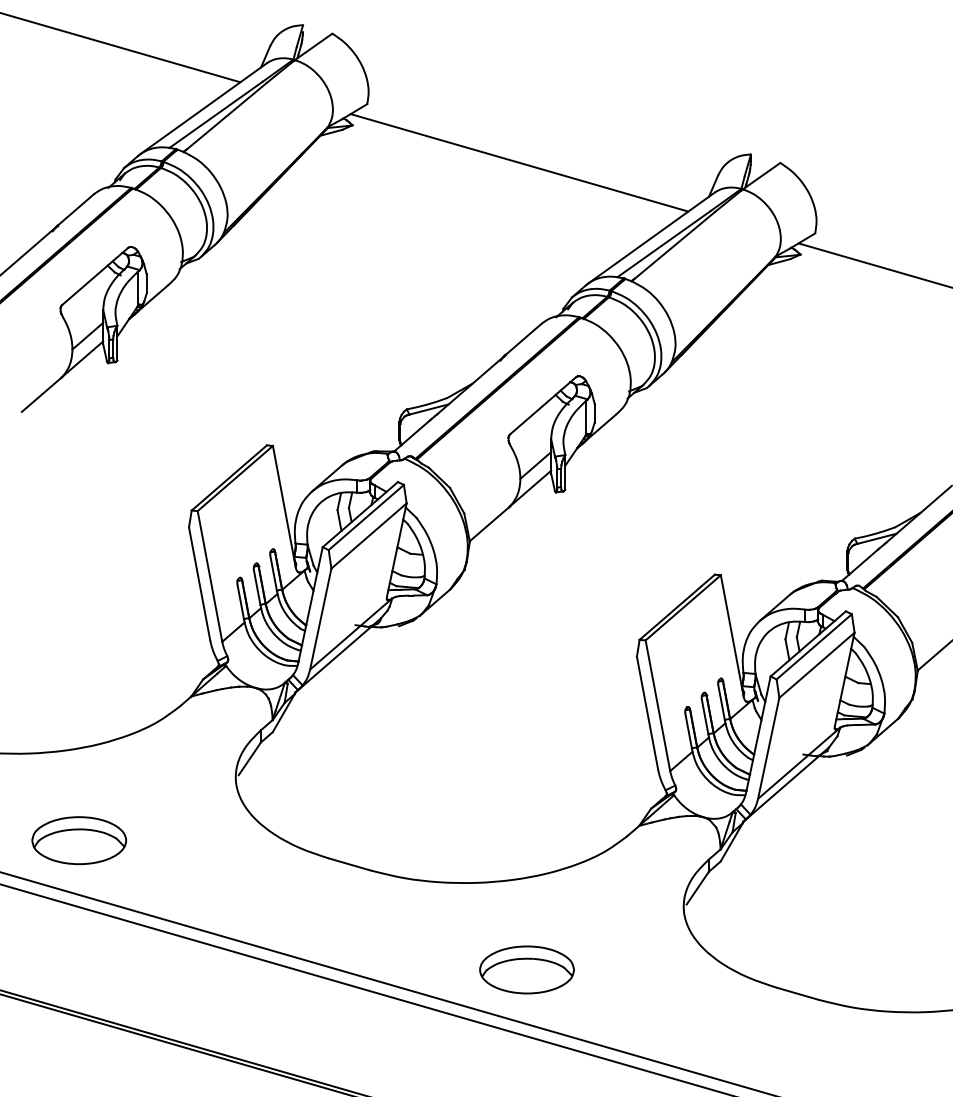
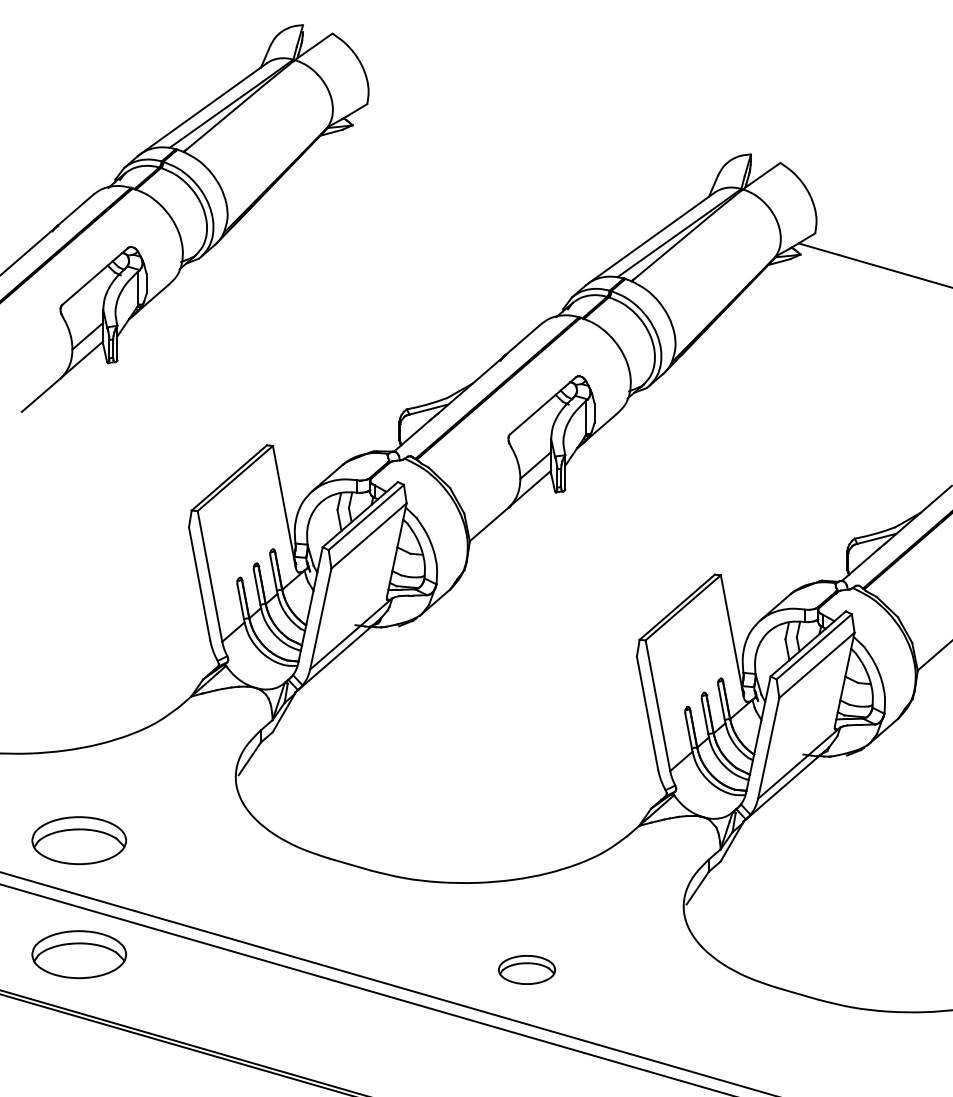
line: present -> none (121, 47)
line: present -> none (519, 162)
part: none -> present (79, 954)
part size: 96x50 px -> 59x30 px (527, 969)
